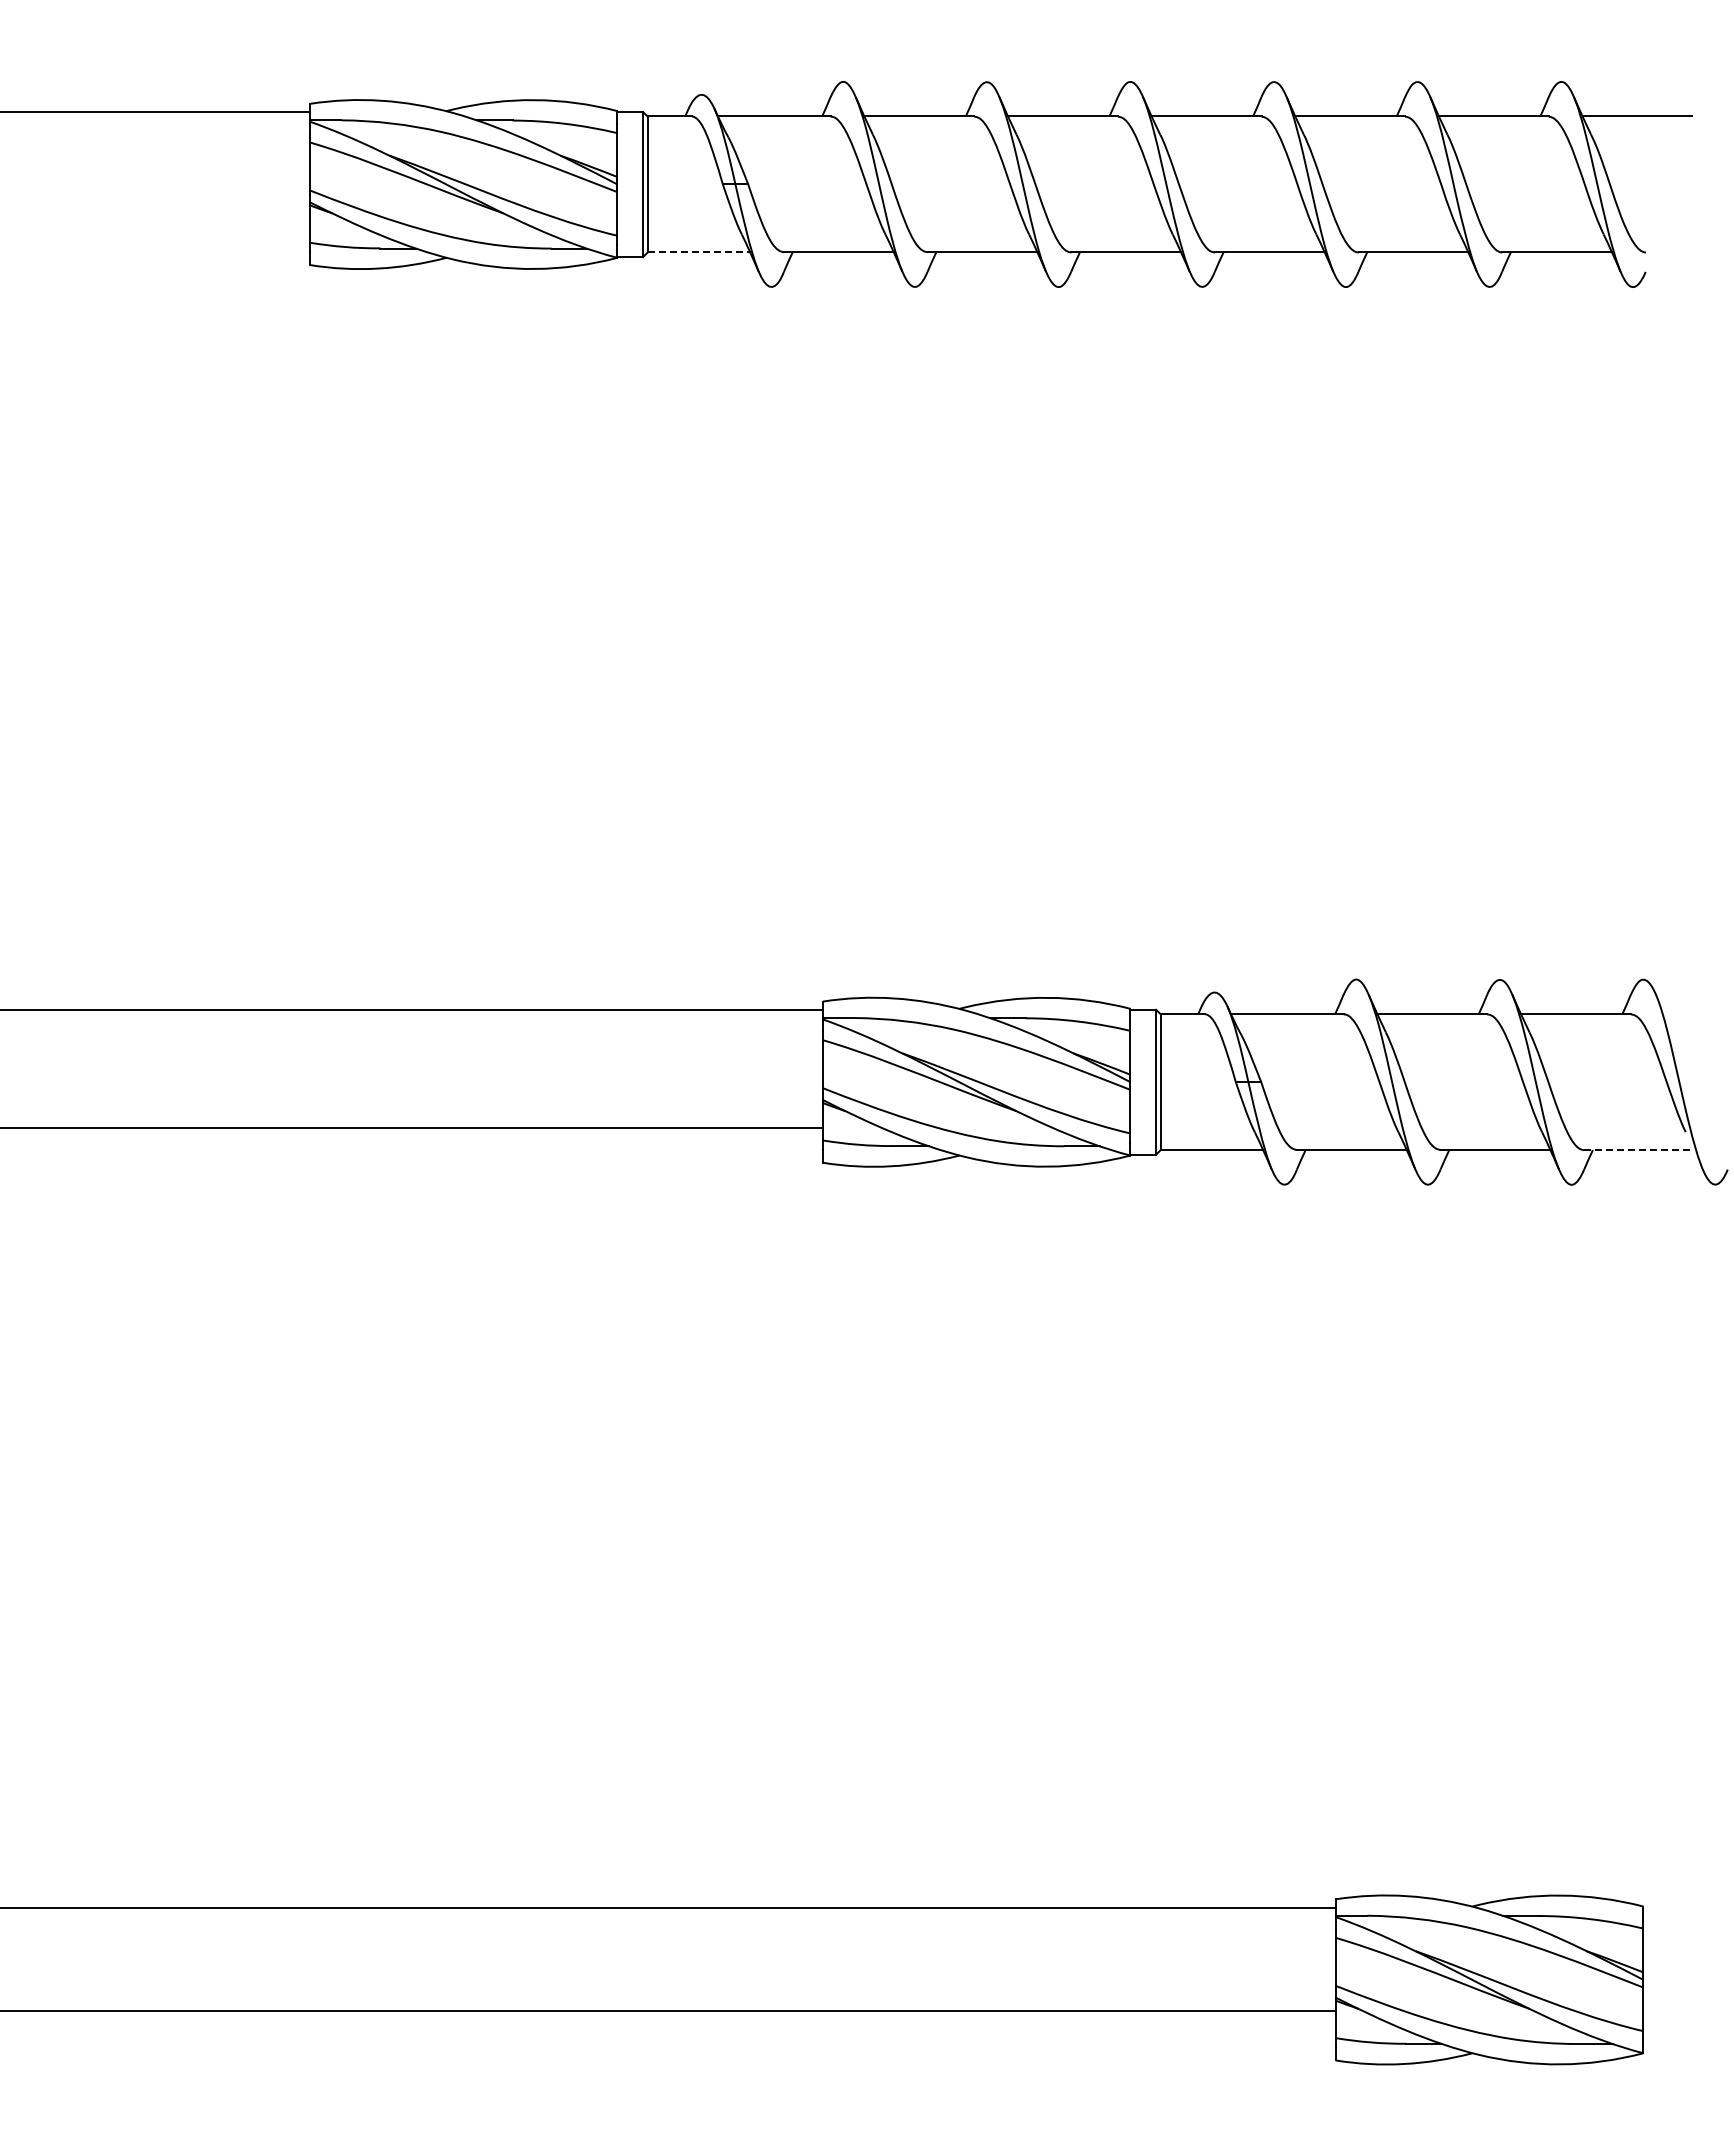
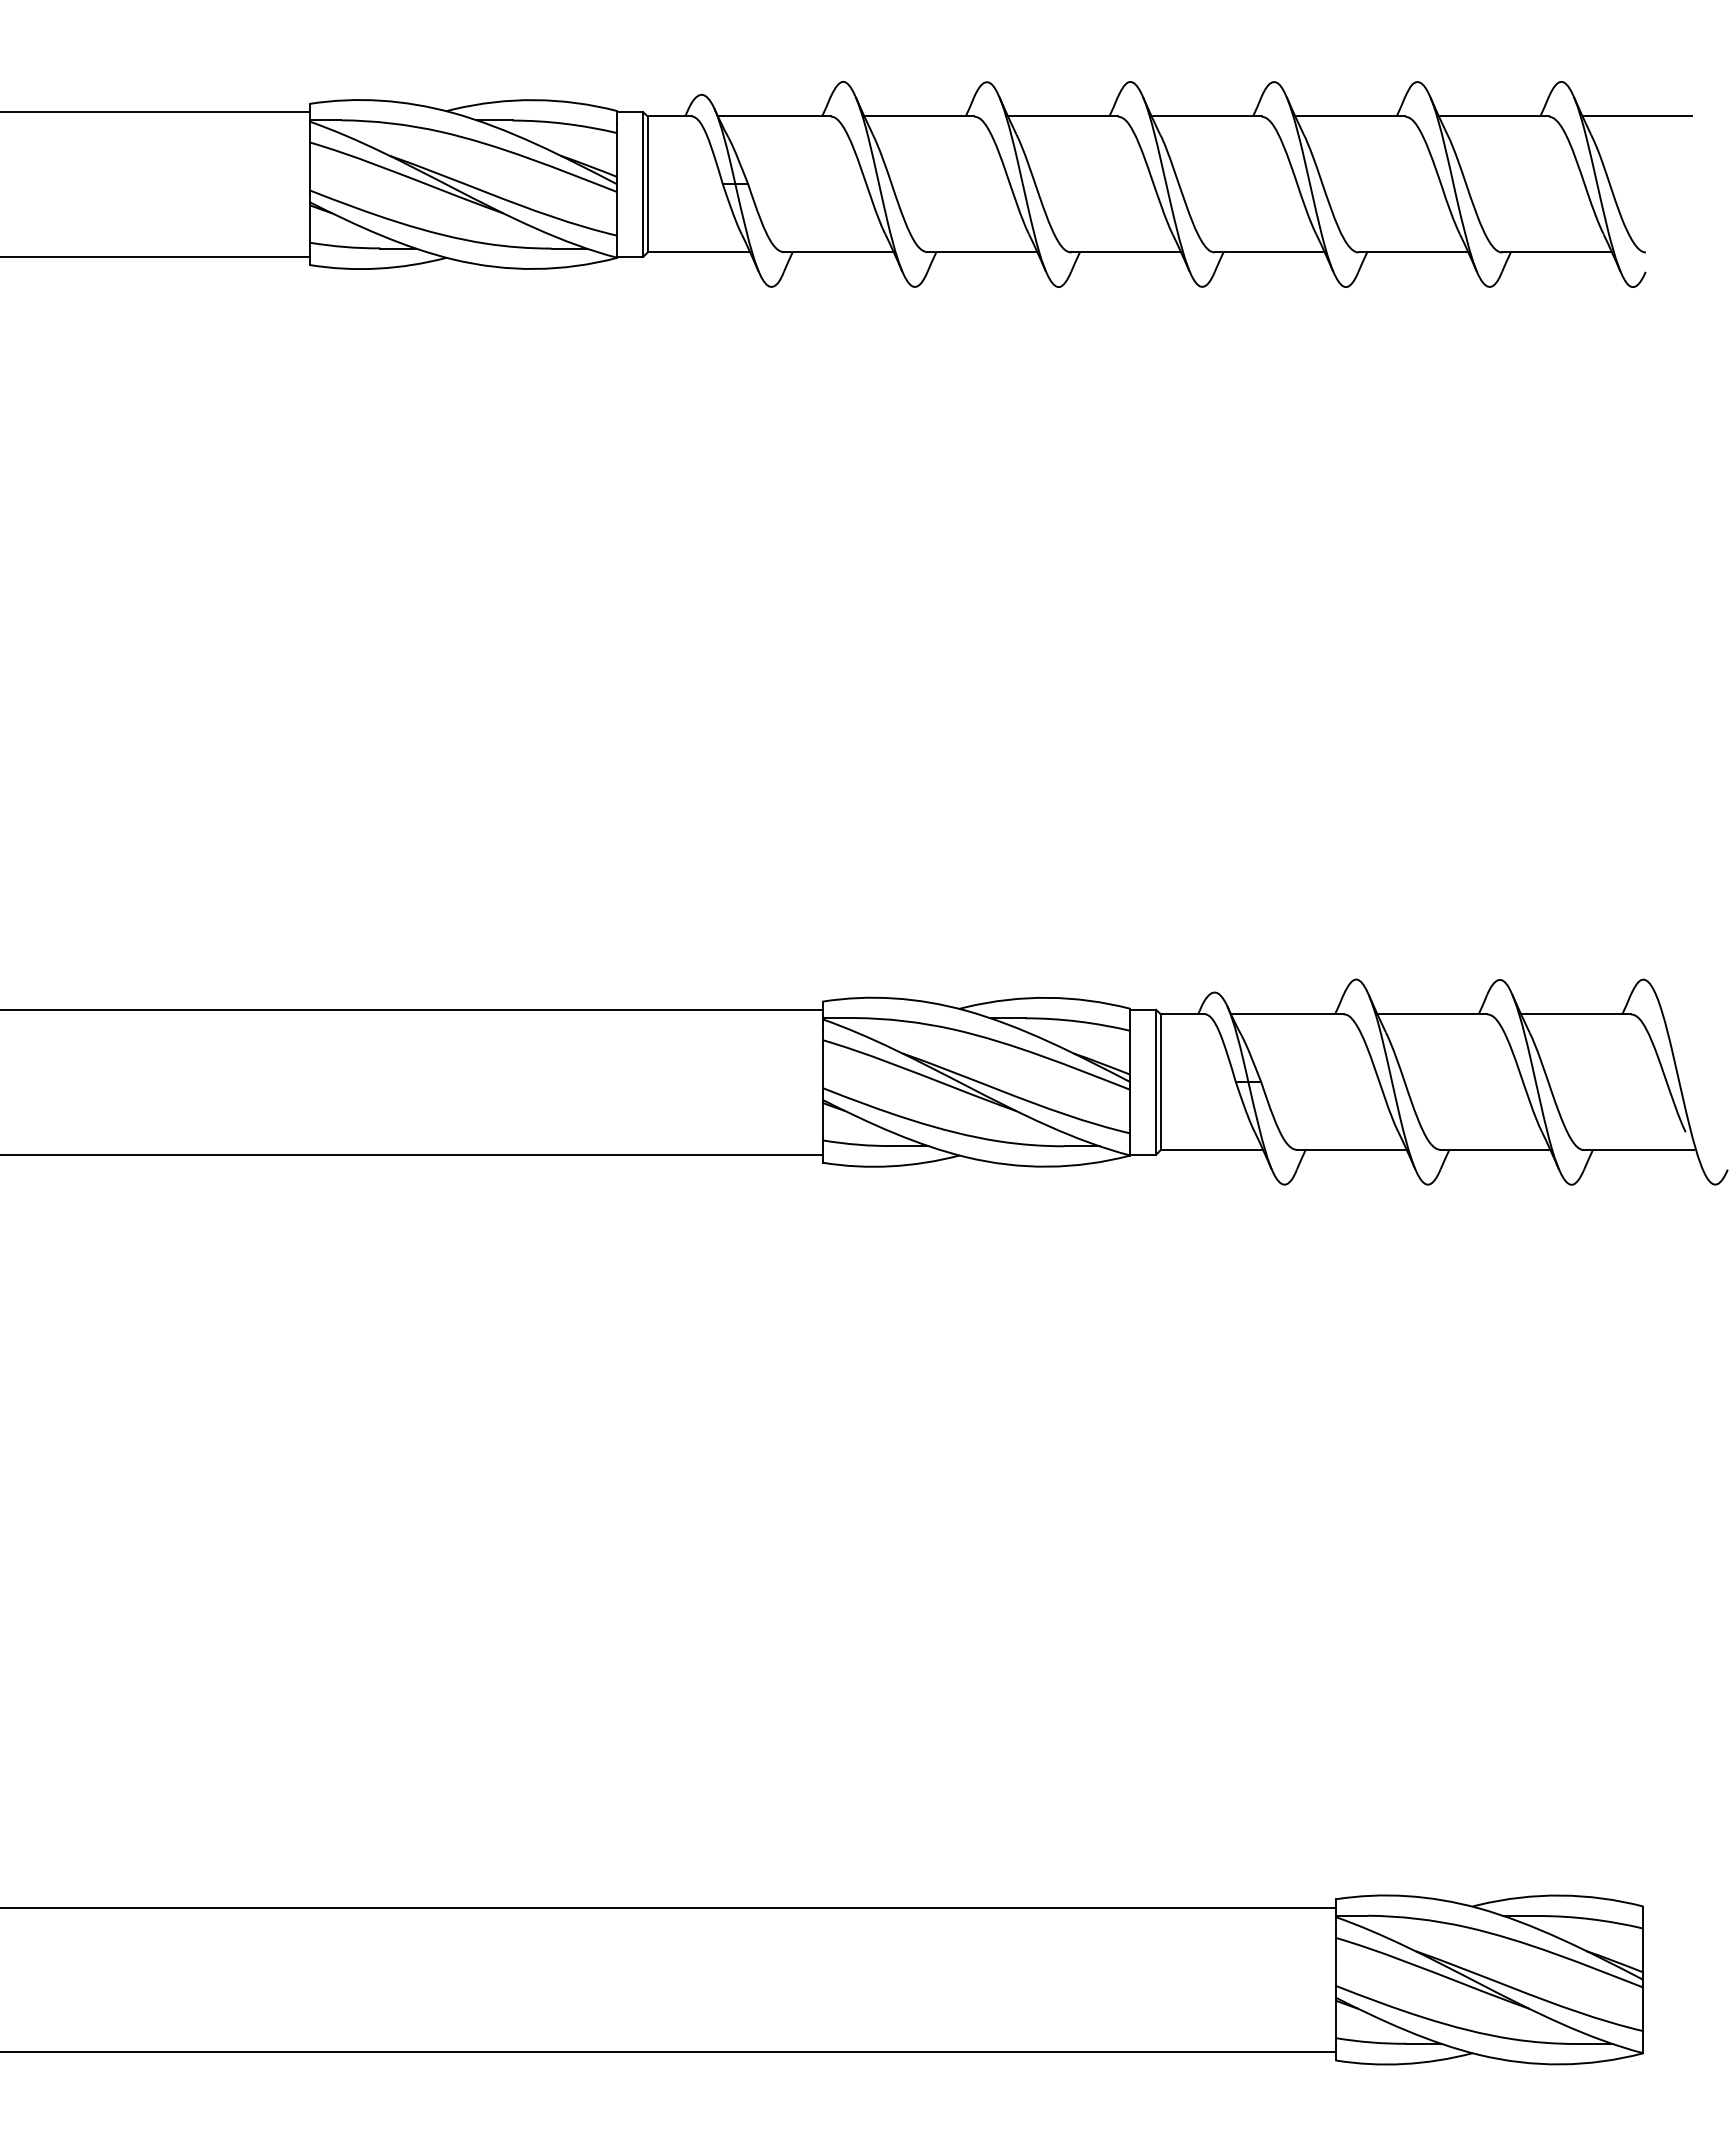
line: dashed -> solid (699, 252)
line: none -> present (155, 257)
line position: (412, 1127) -> (412, 1154) (412, 1154)
line: dashed -> solid (1639, 1150)
line position: (668, 2011) -> (668, 2052) (668, 2052)
